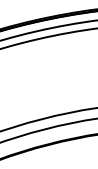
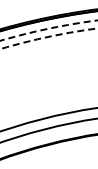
circle: solid -> dashed (48, 30)
circle: solid -> dashed (48, 38)
